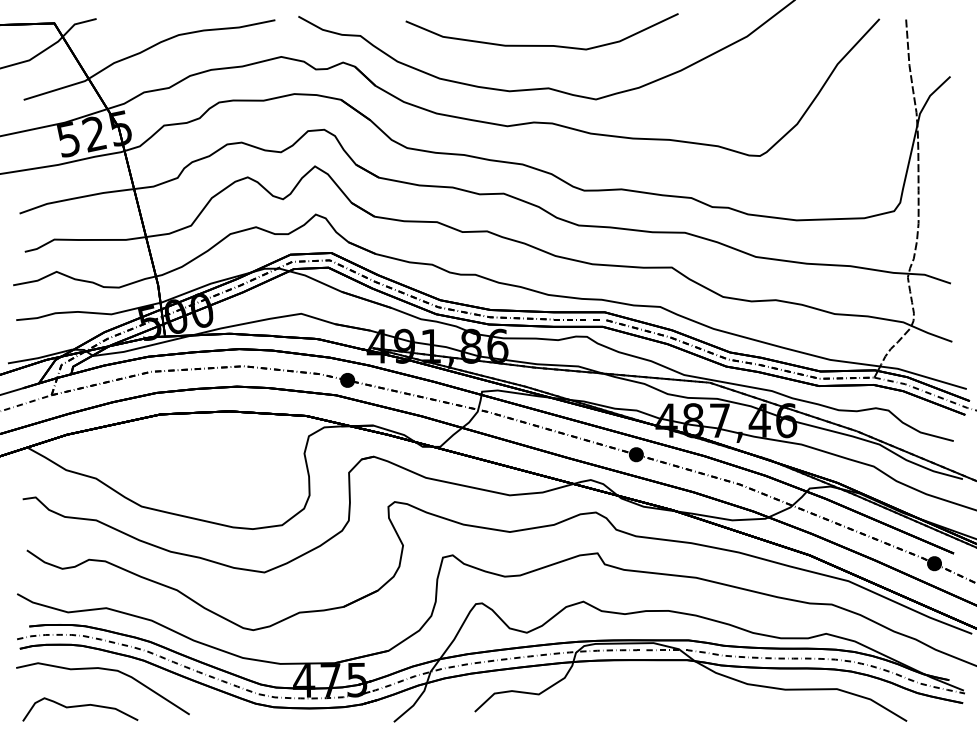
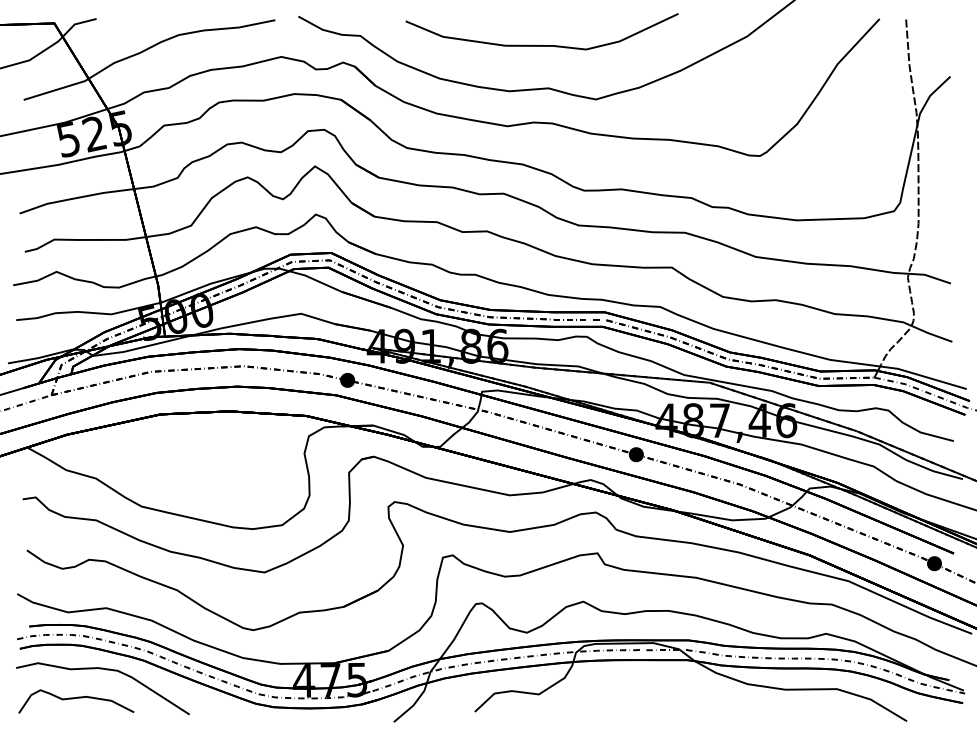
curve position: (80, 706) -> (76, 698) (76, 698)
